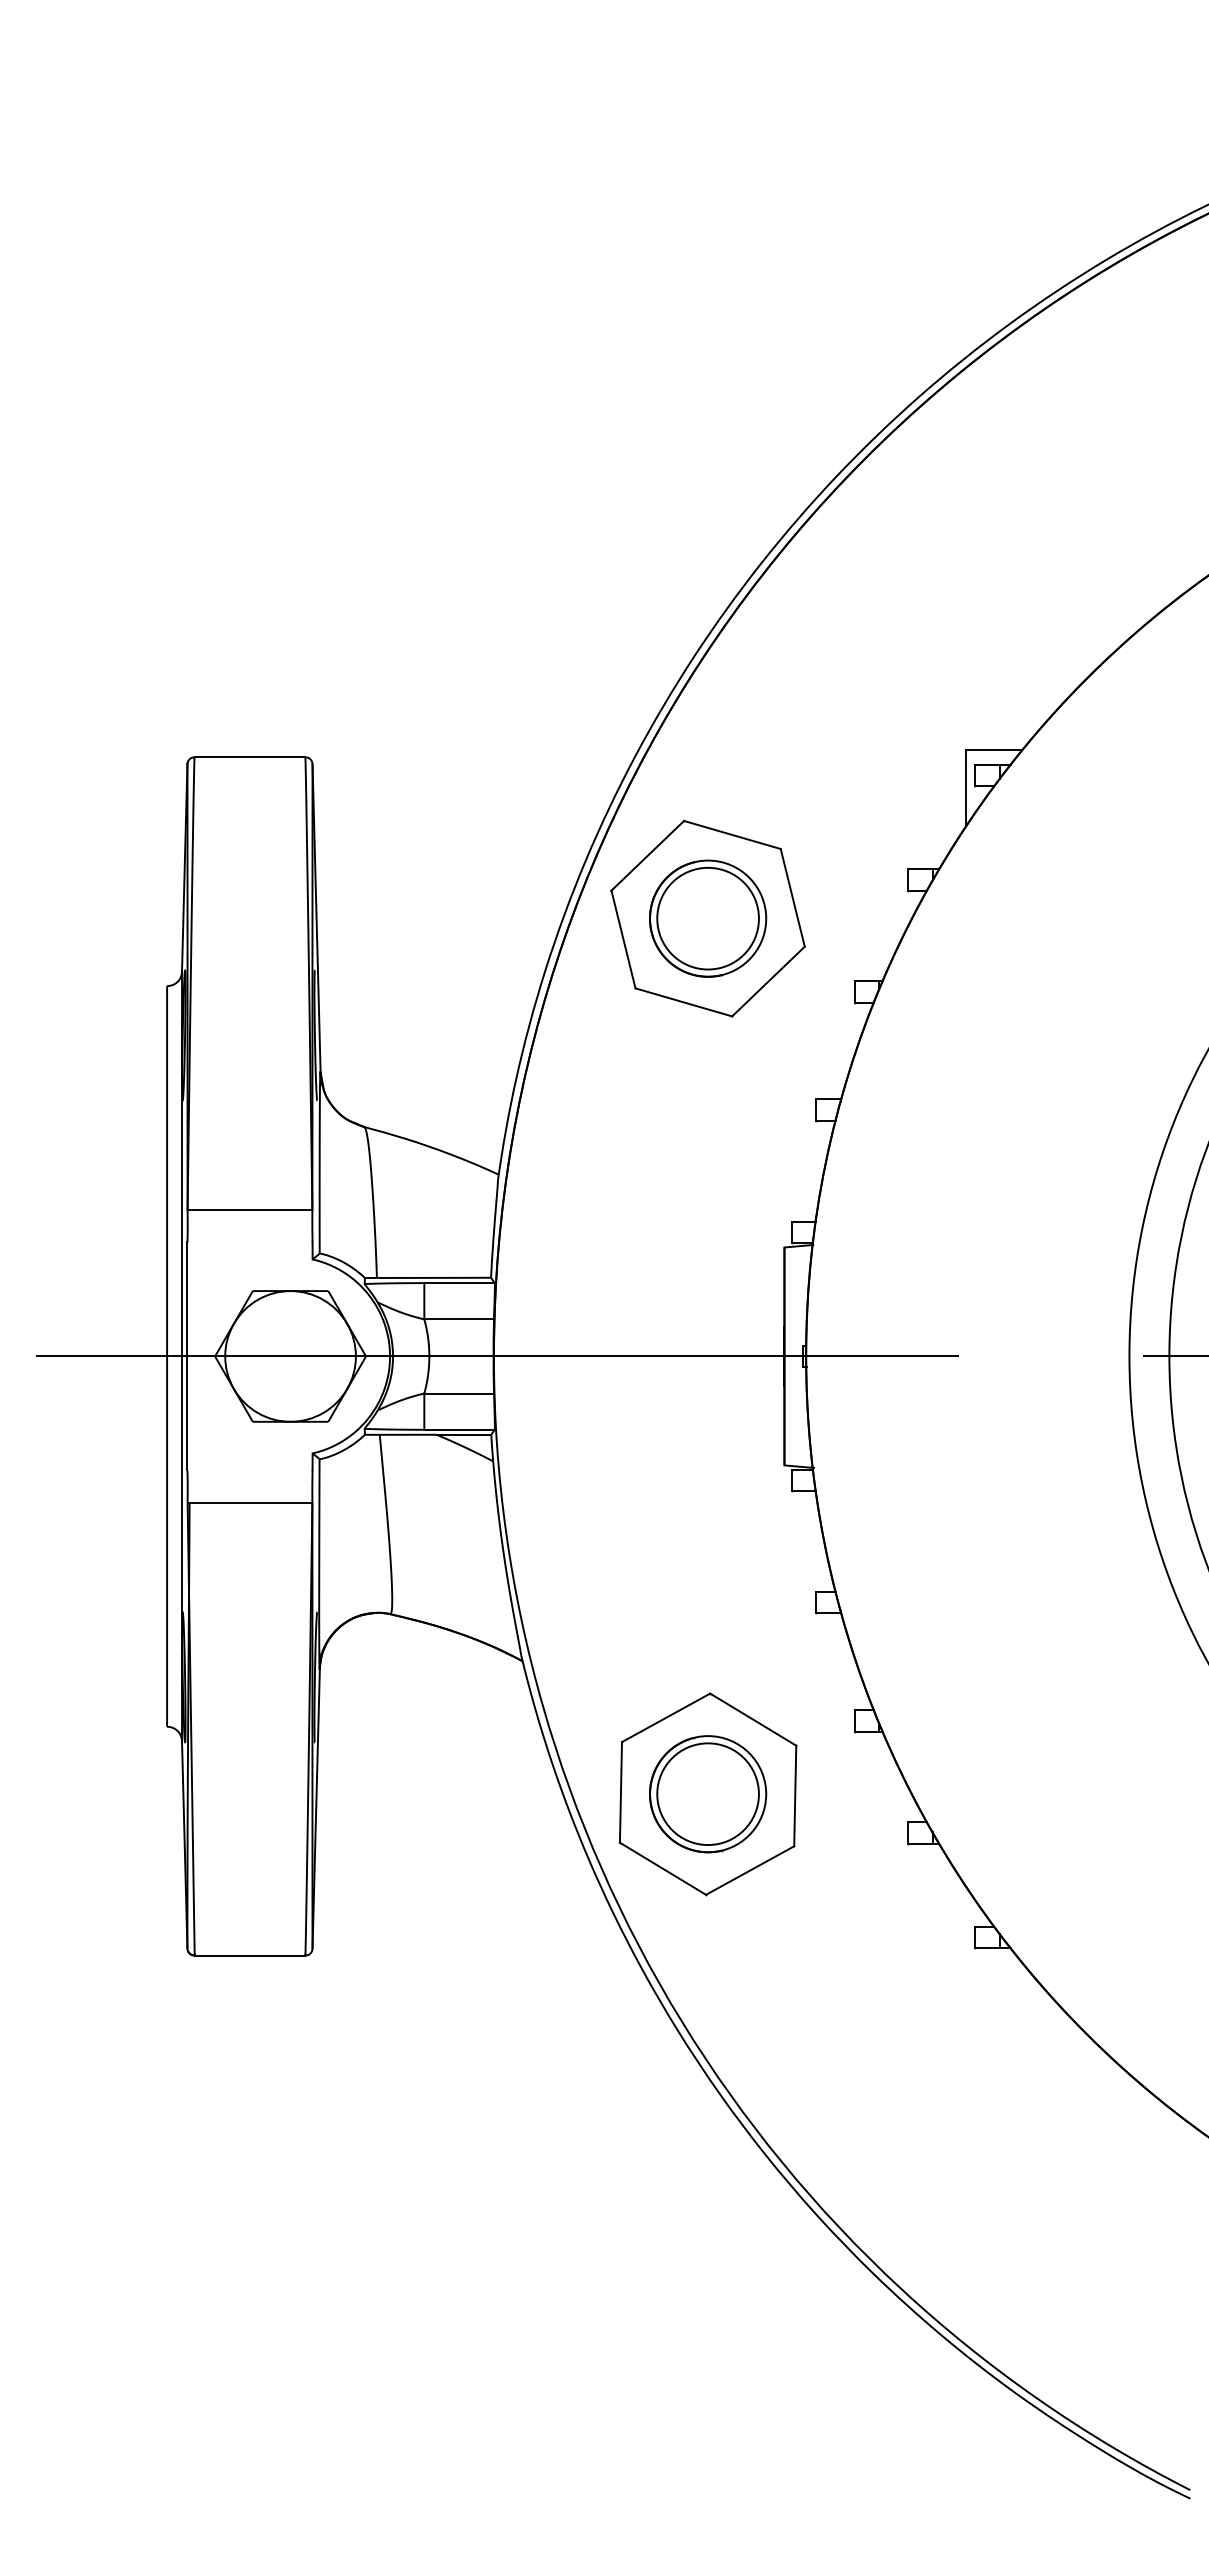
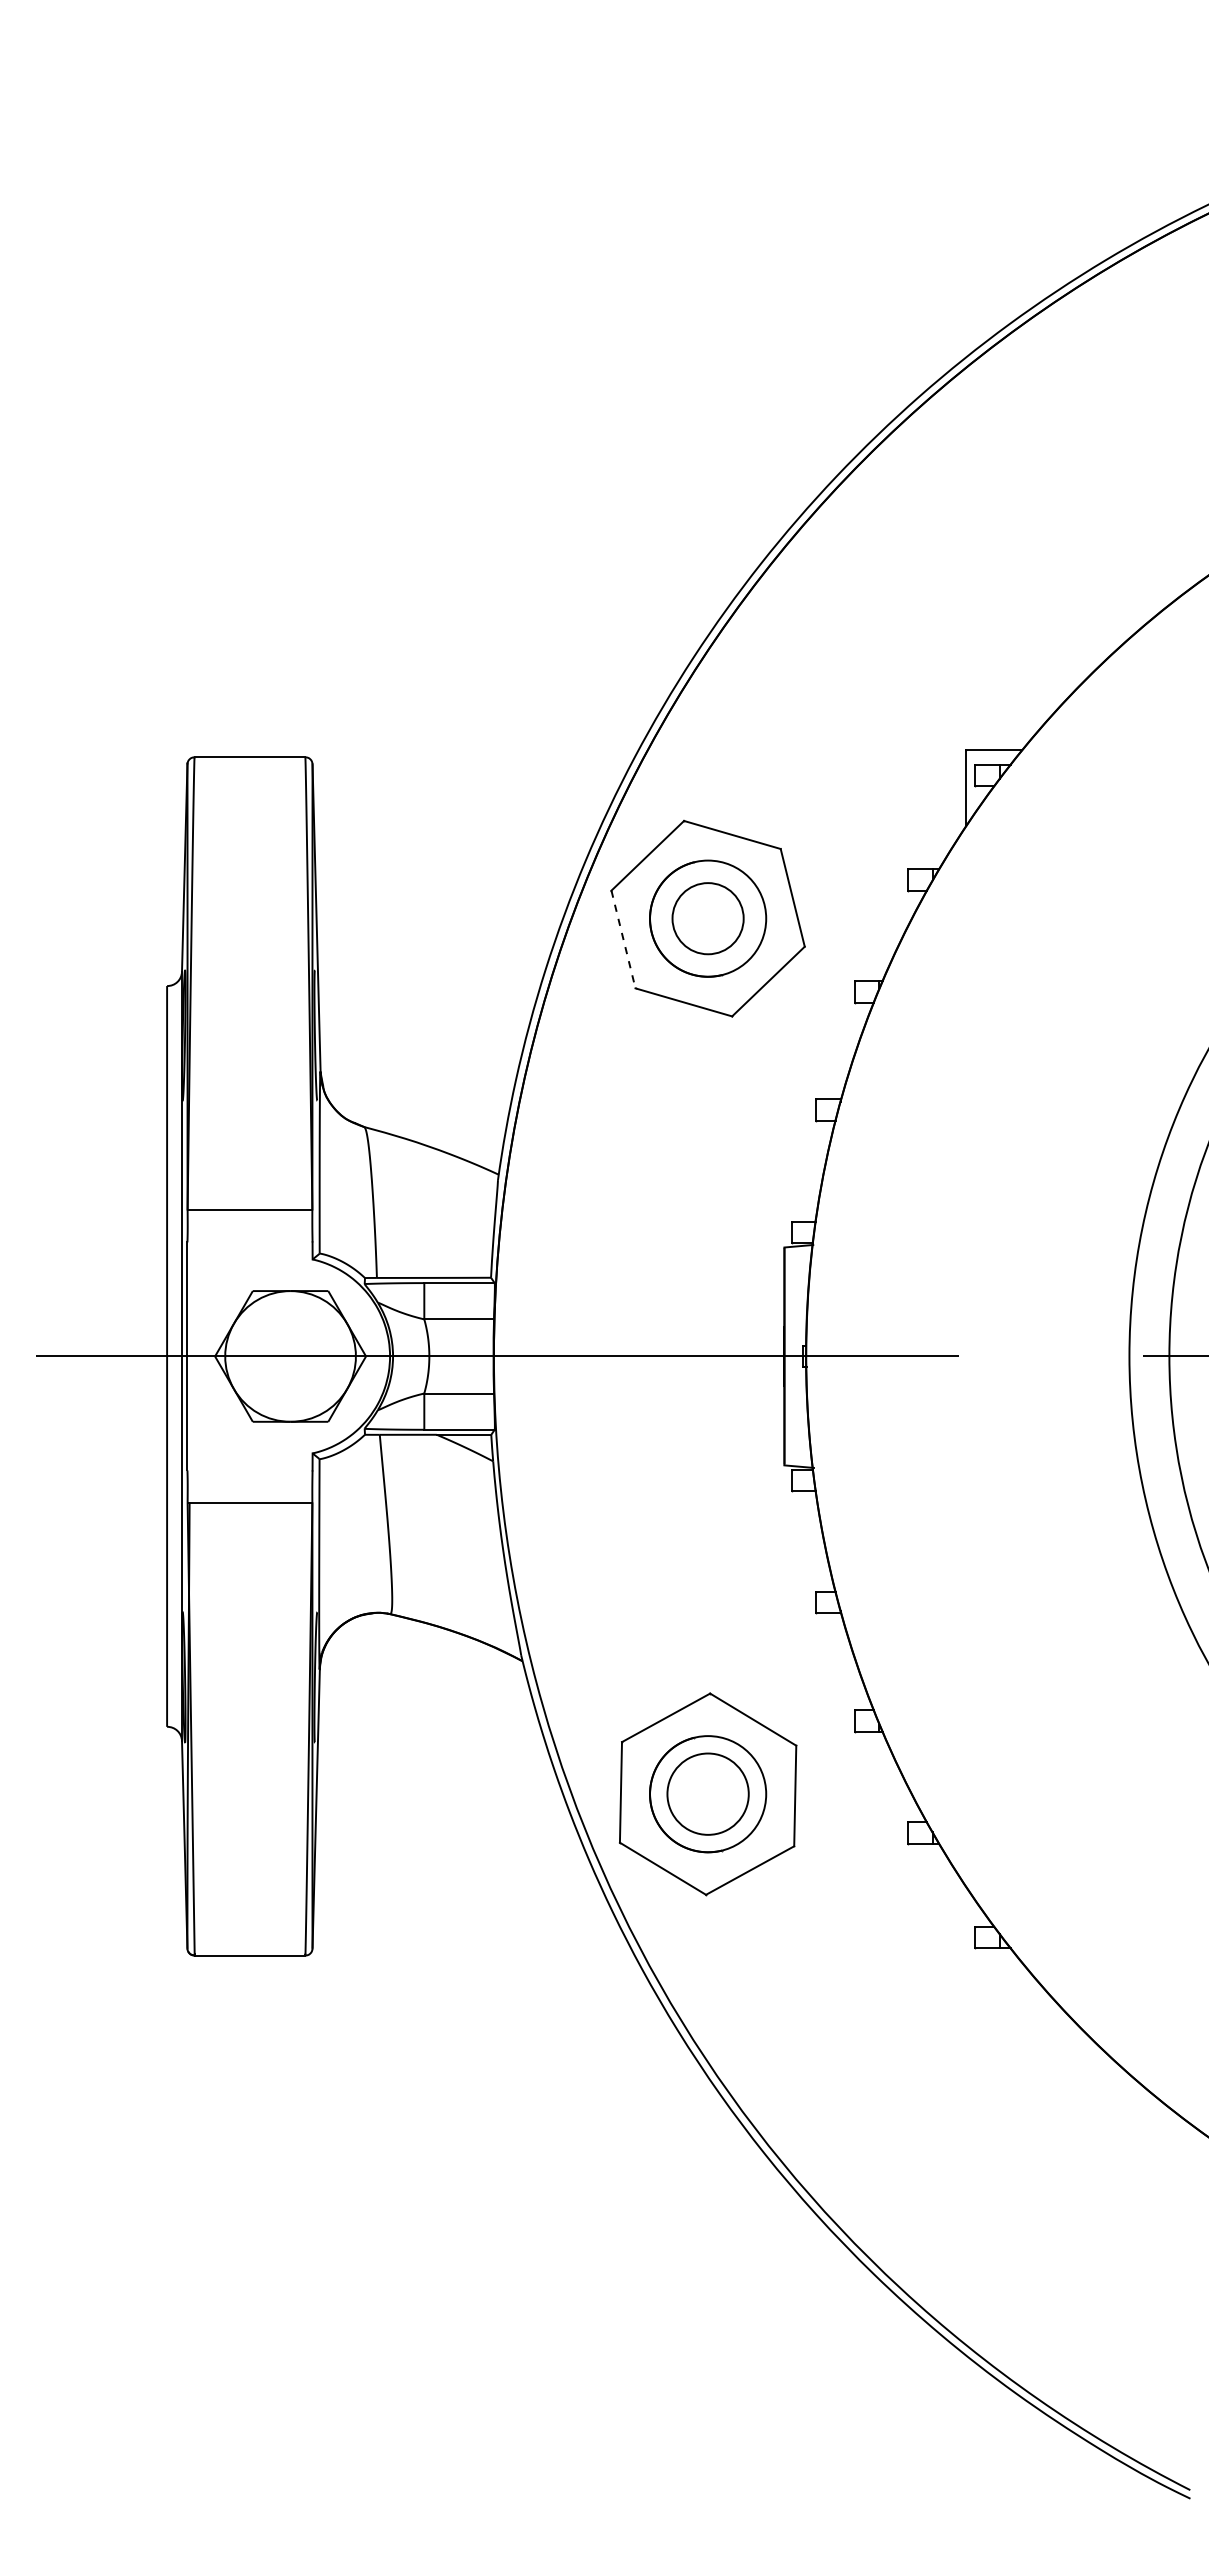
circle diameter: 102 px -> 71 px (707, 918)
line: solid -> dashed (623, 940)
circle diameter: 102 px -> 81 px (707, 1793)
